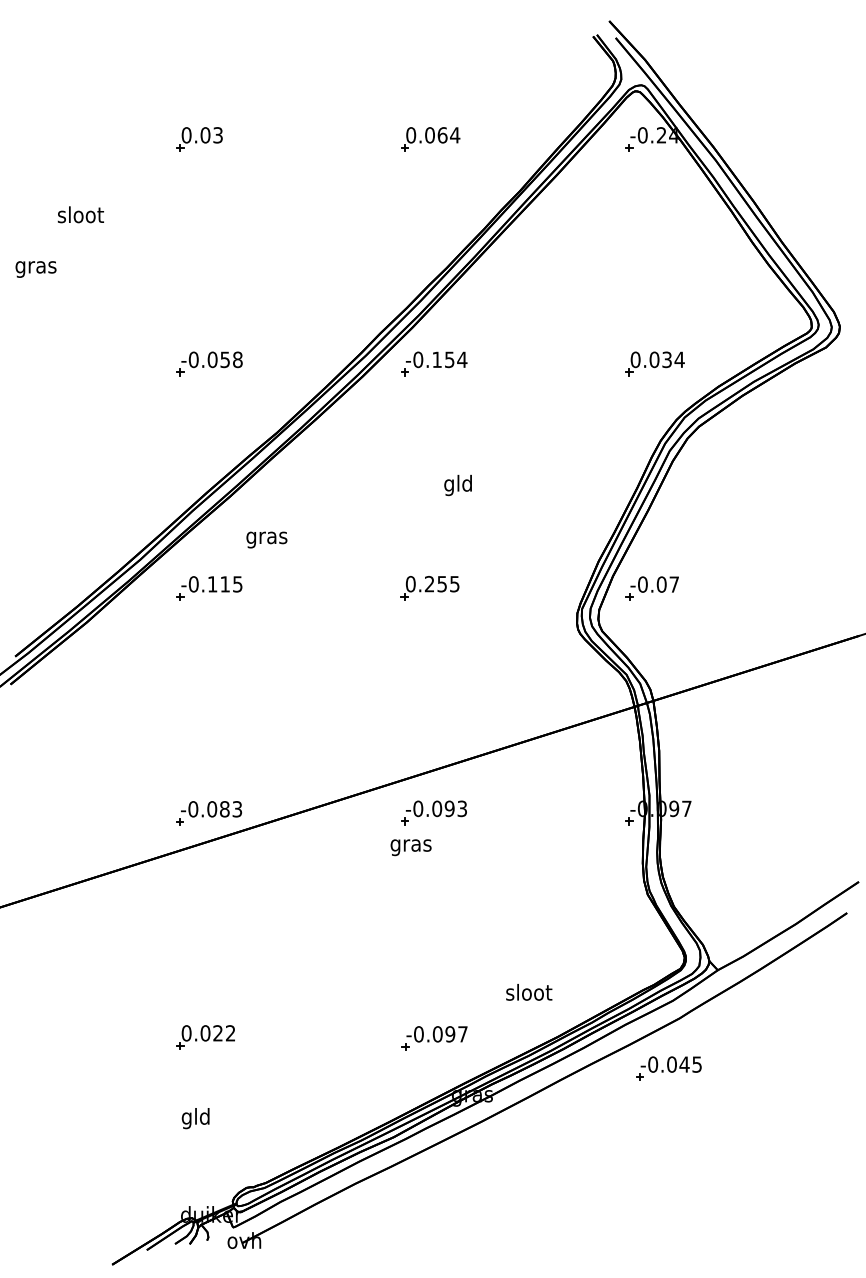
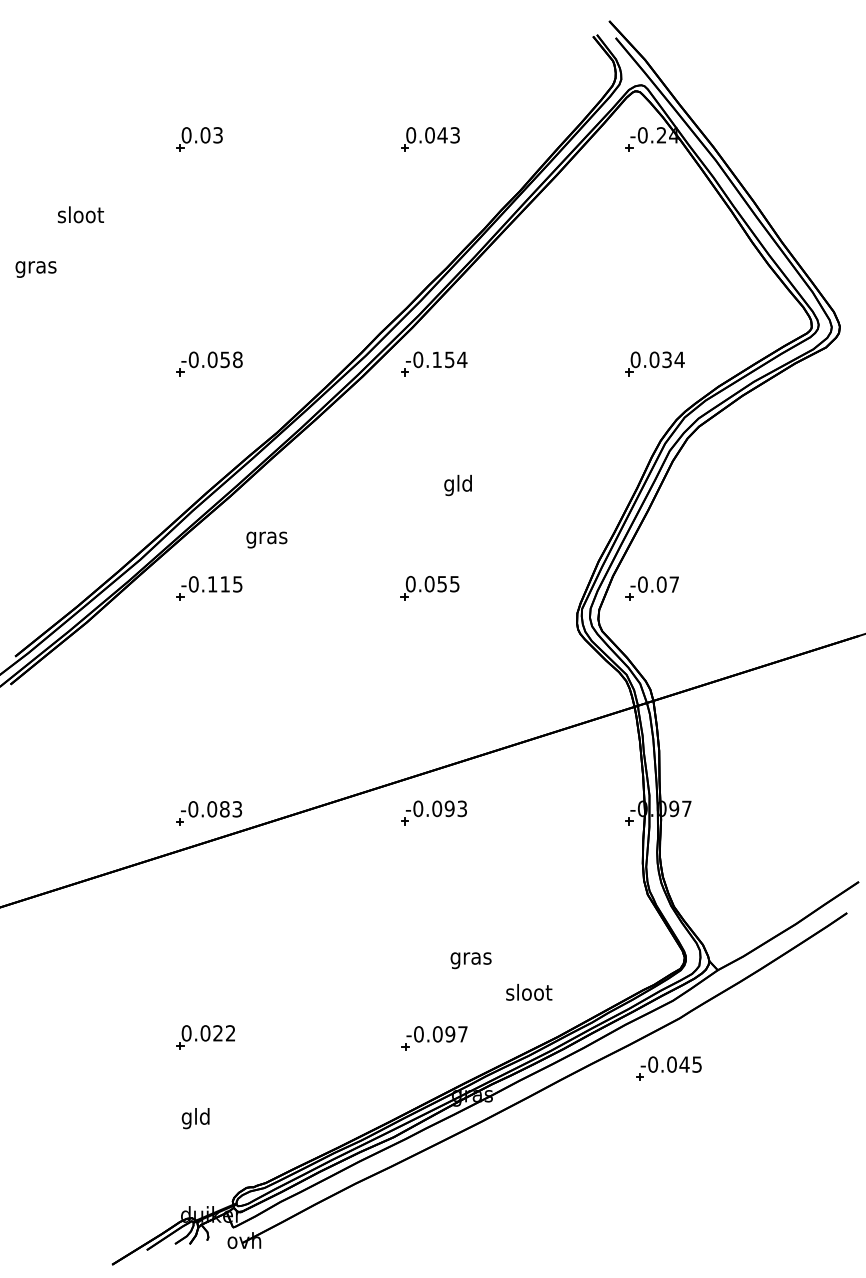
text: 0.064 -> 0.043 (448, 135)
text: 0.255 -> 0.055 (429, 584)
text position: (410, 847) -> (470, 960) (470, 960)
